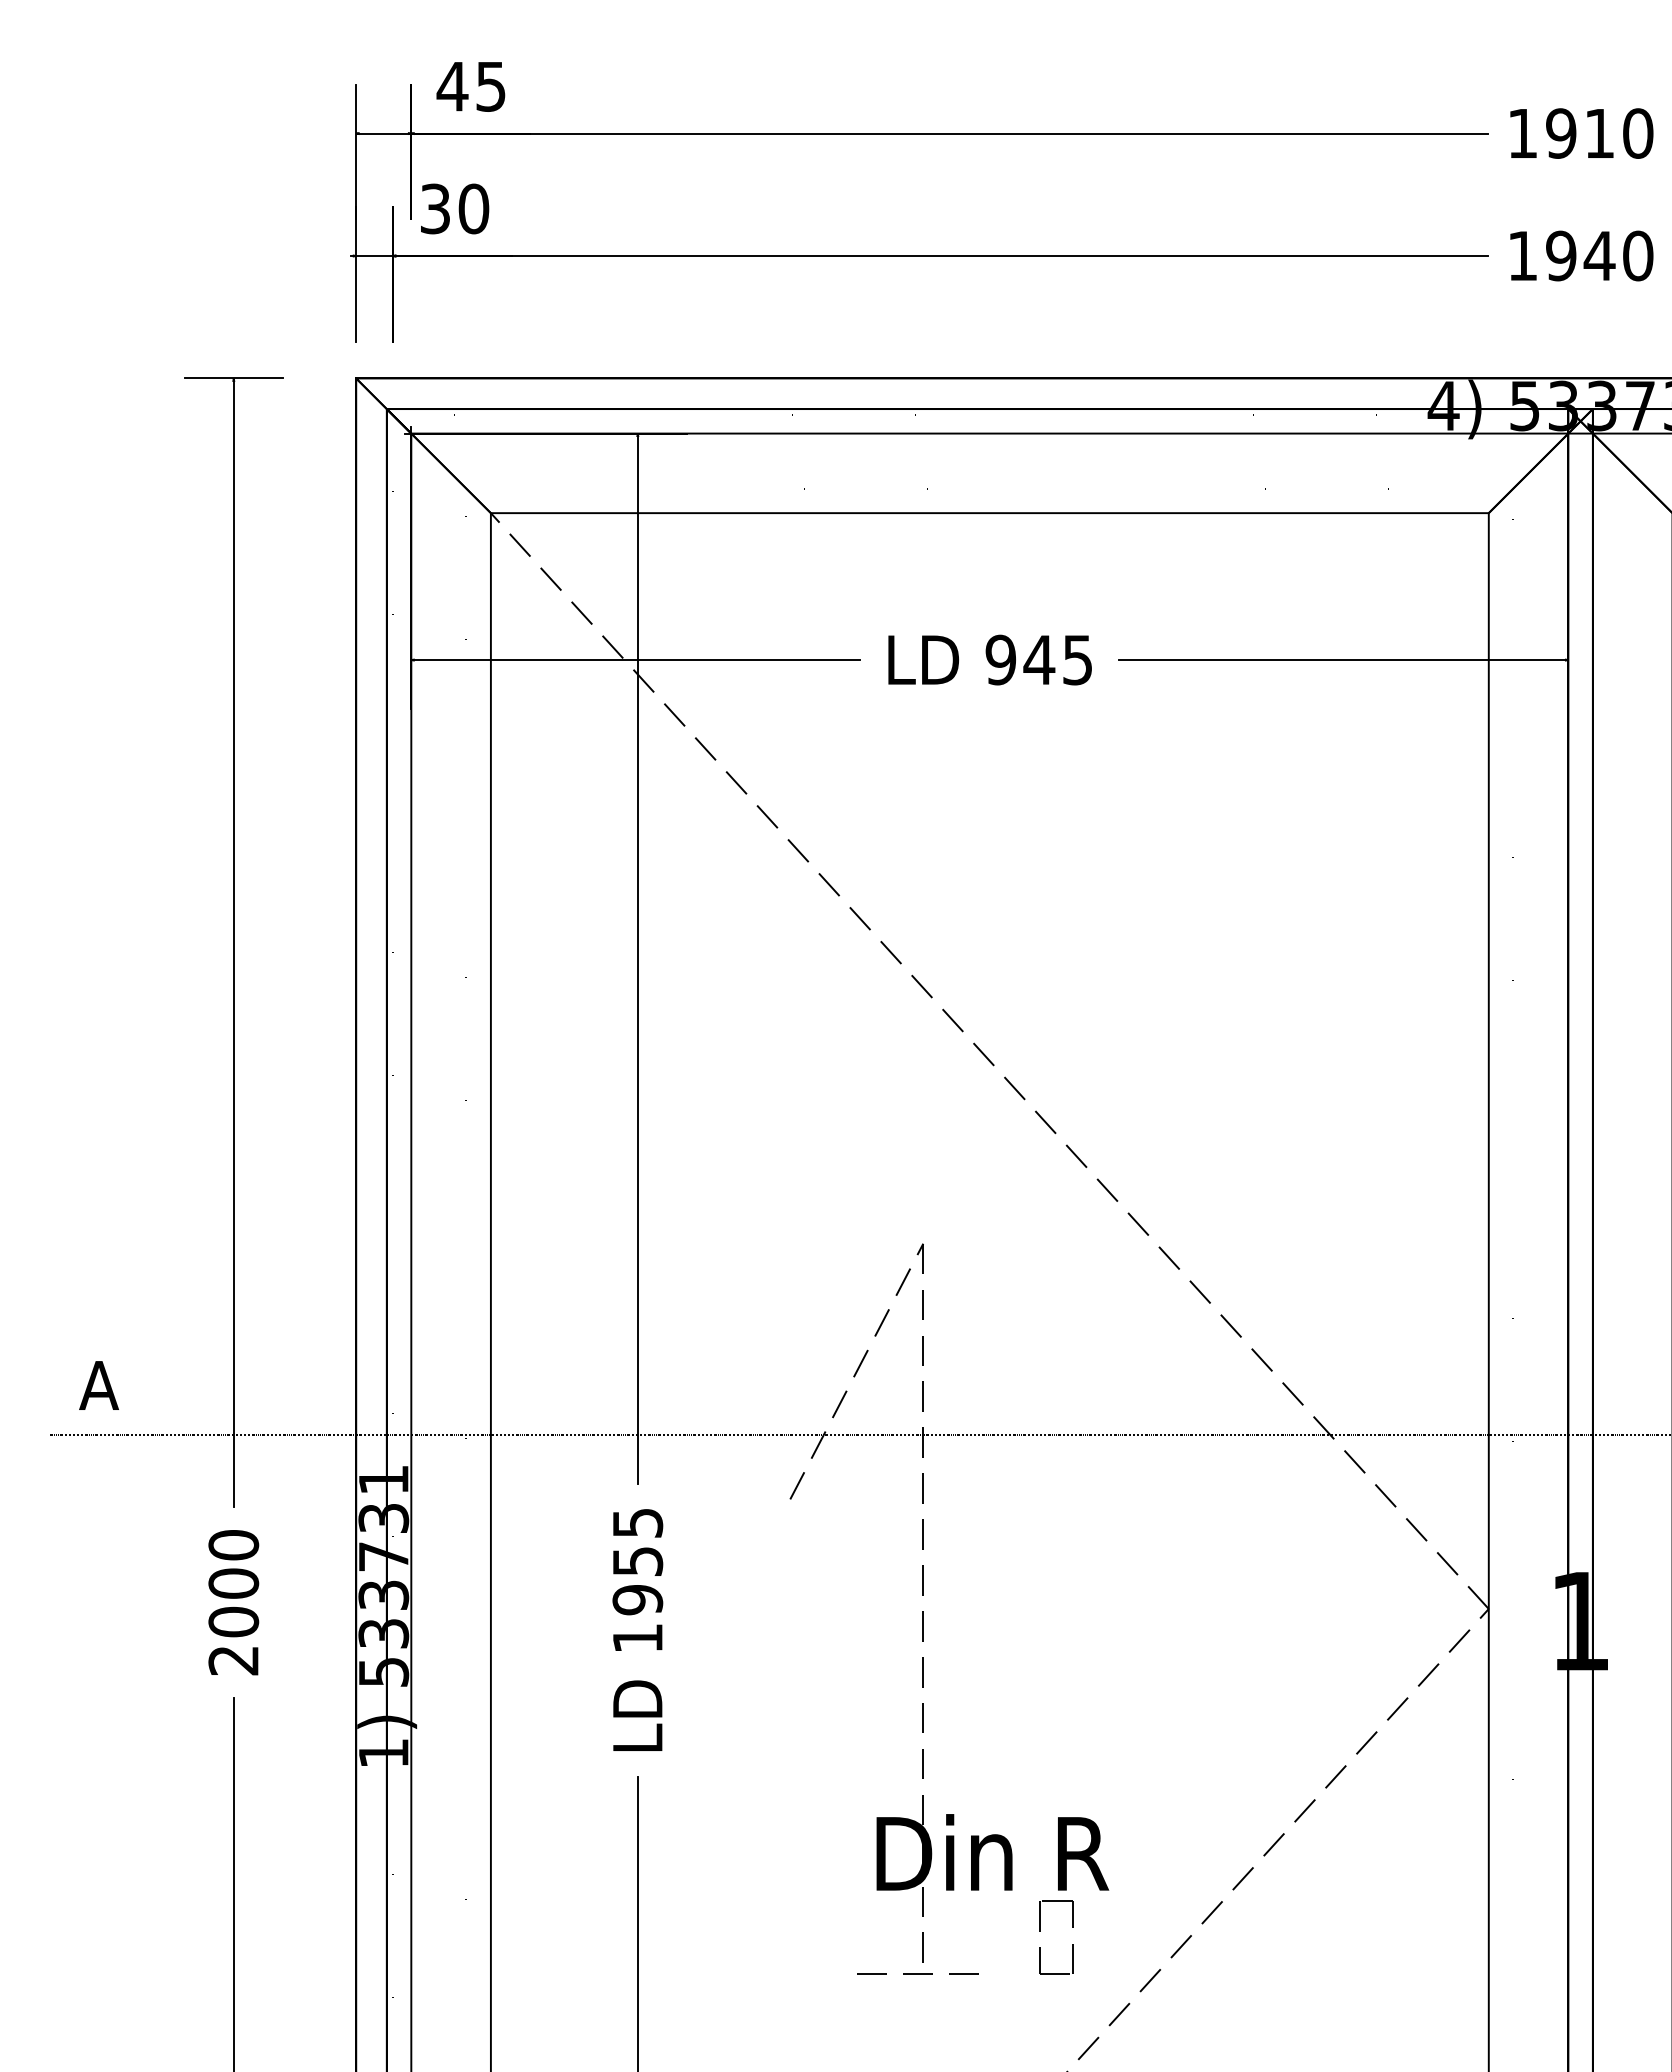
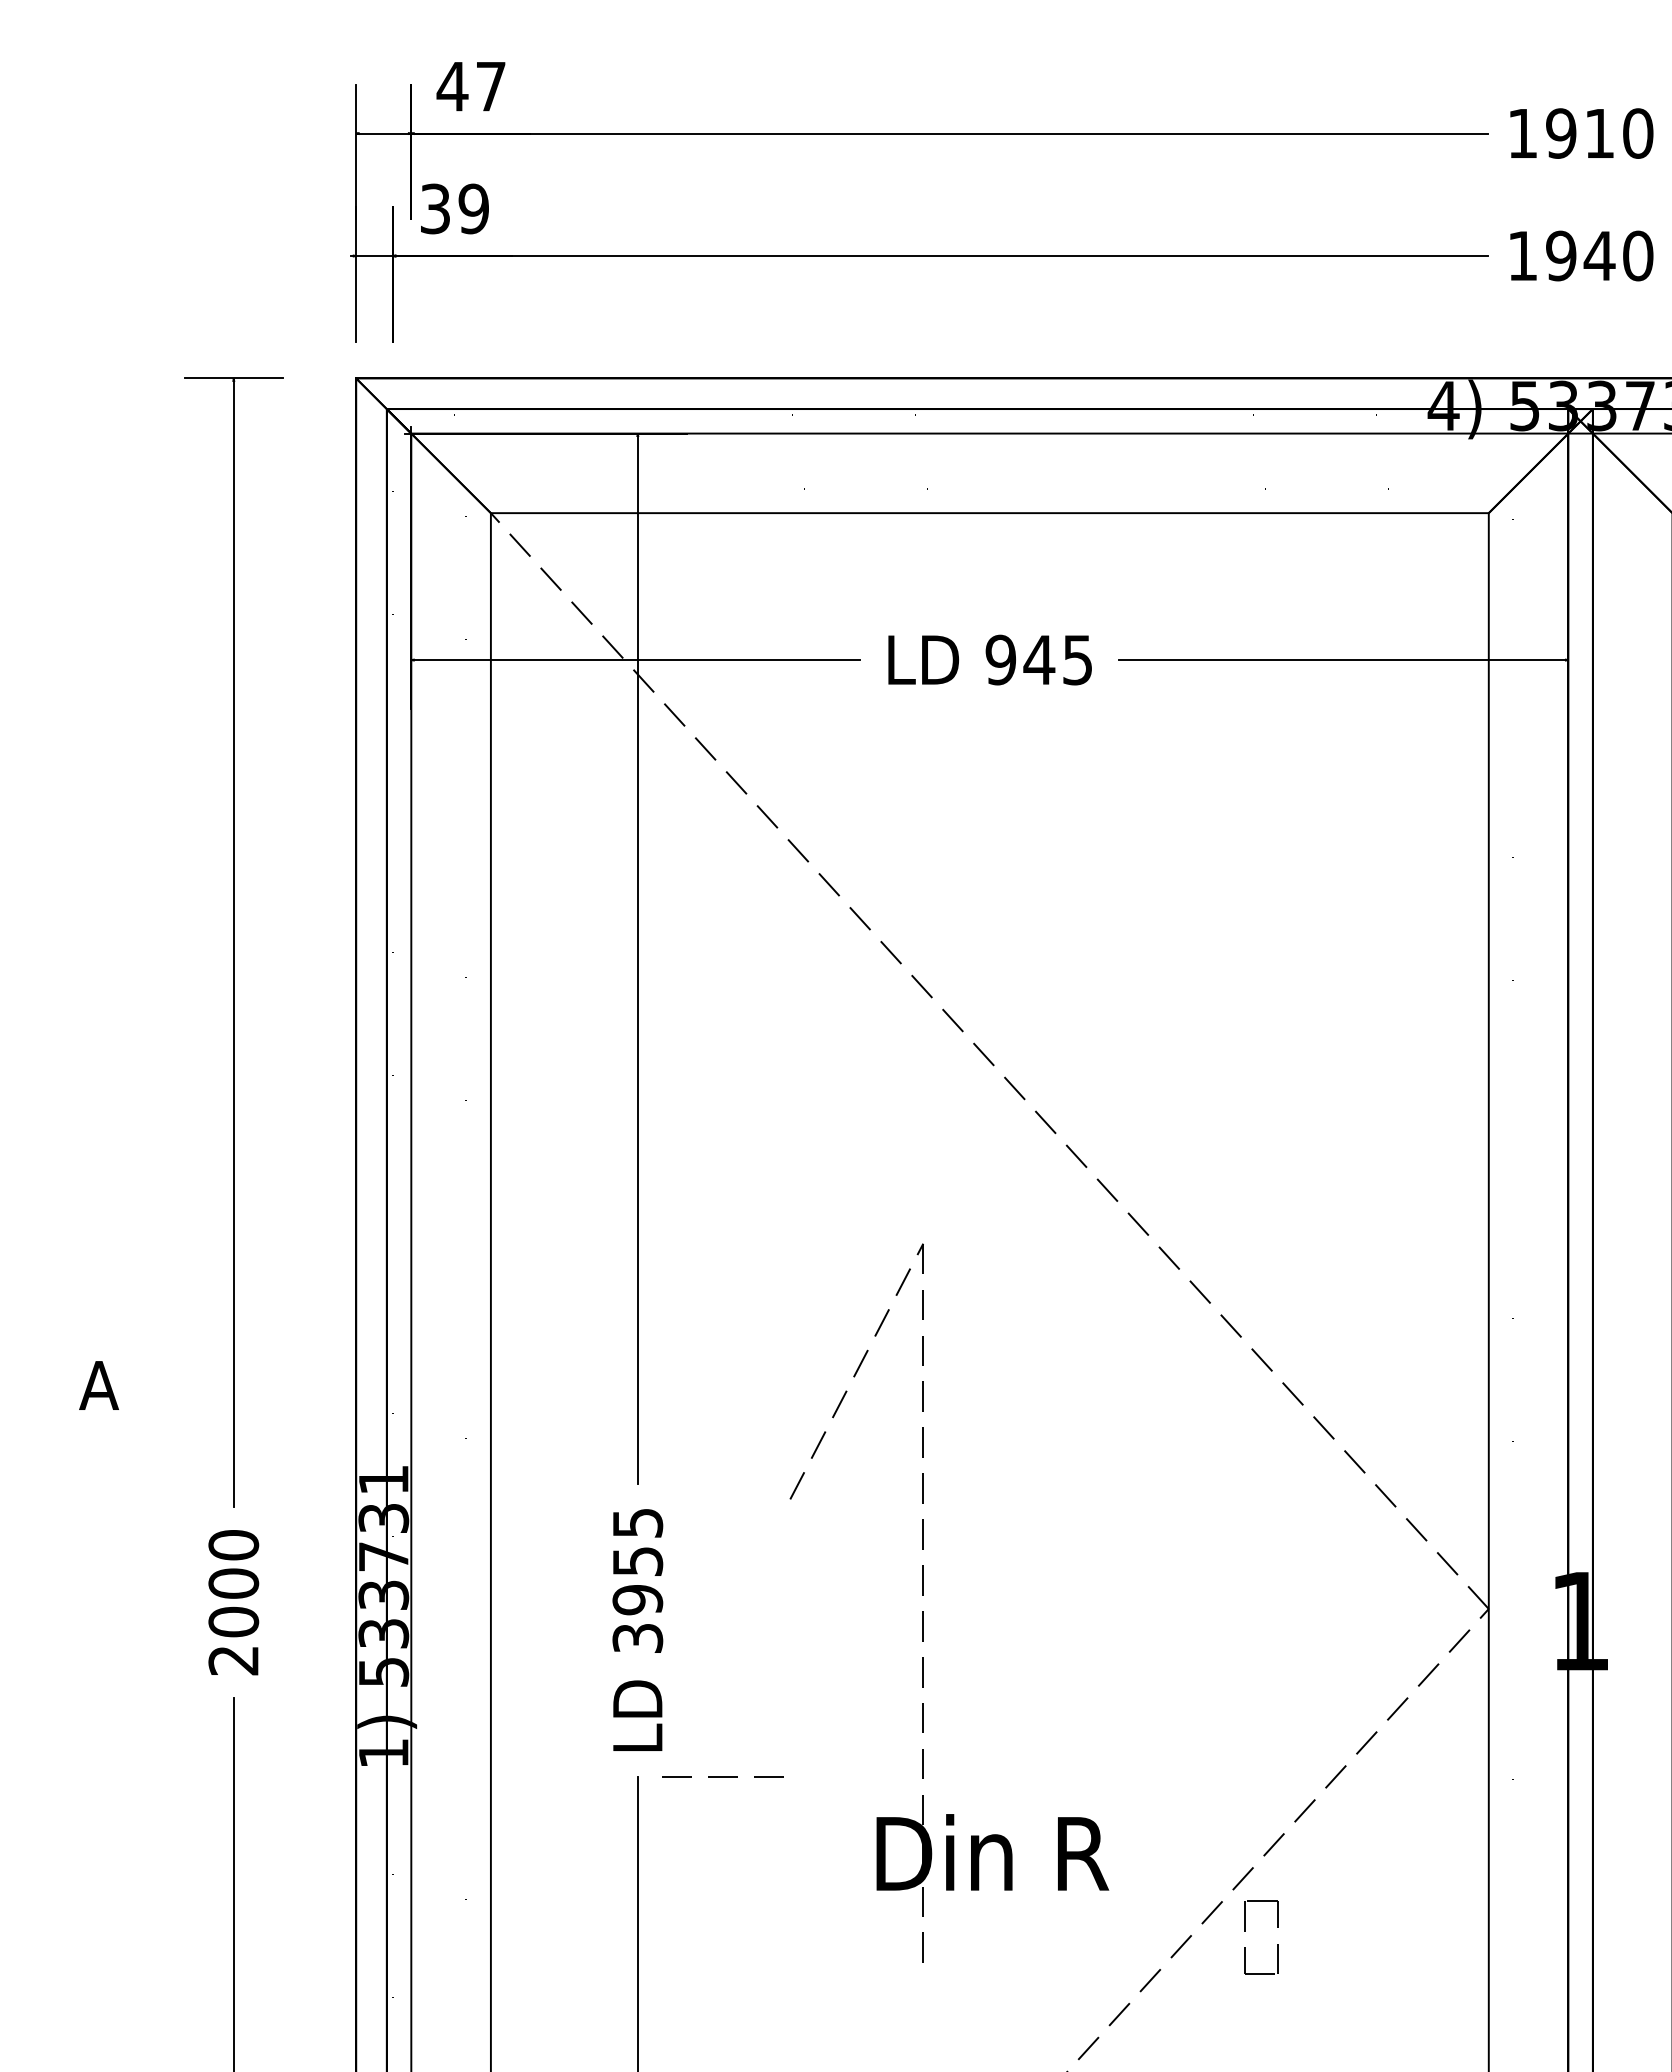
text: 45 -> 47 (490, 86)
text: 30 -> 39 (473, 208)
line: present -> none (859, 1434)
text: 1955 -> 3955 (637, 1638)
part position: (1040, 1931) -> (1245, 1931) (1245, 1931)
line position: (917, 1973) -> (722, 1776) (722, 1776)
